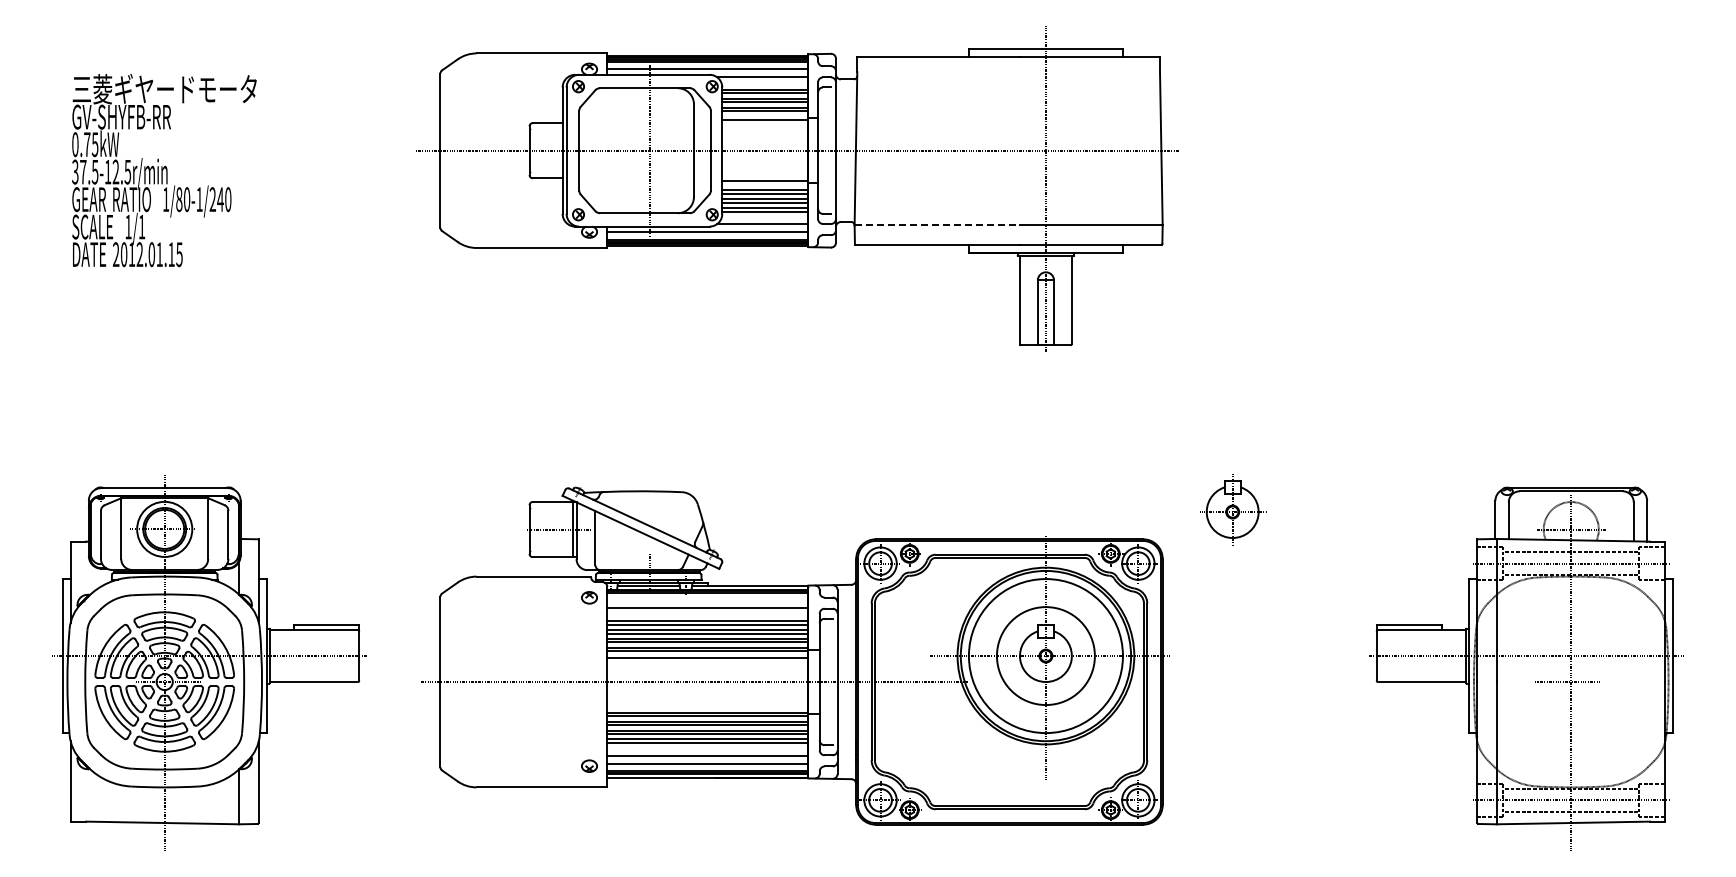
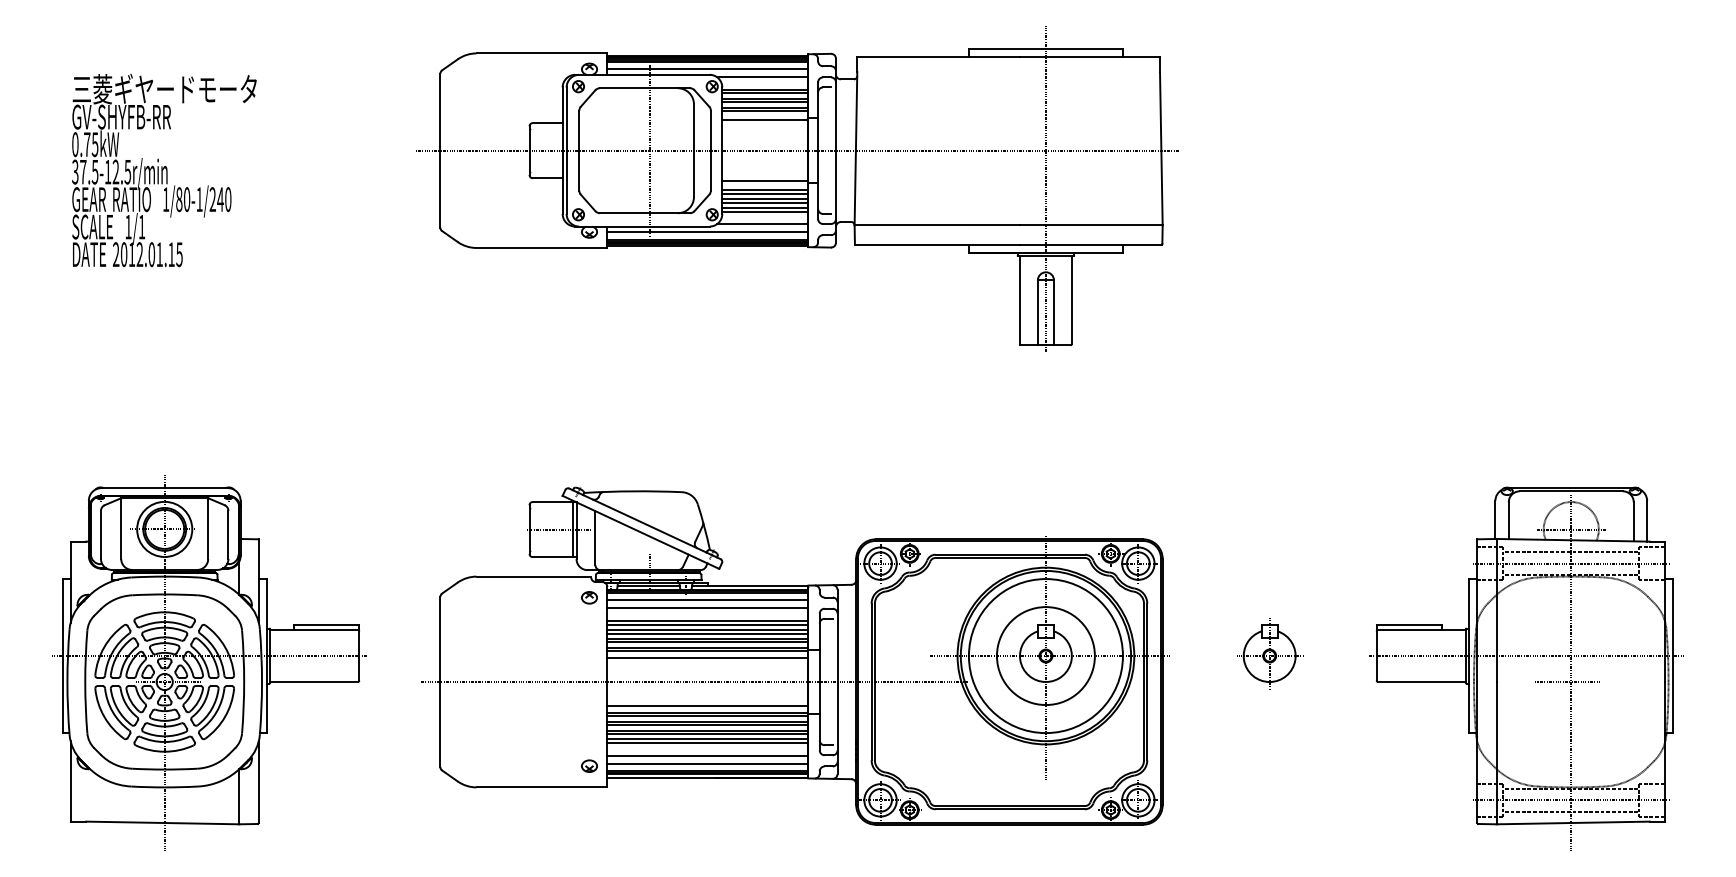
line: dashed -> solid (937, 225)
part position: (1233, 509) -> (1270, 653) (1270, 653)
line: none -> present (707, 600)
line: none -> present (707, 706)
